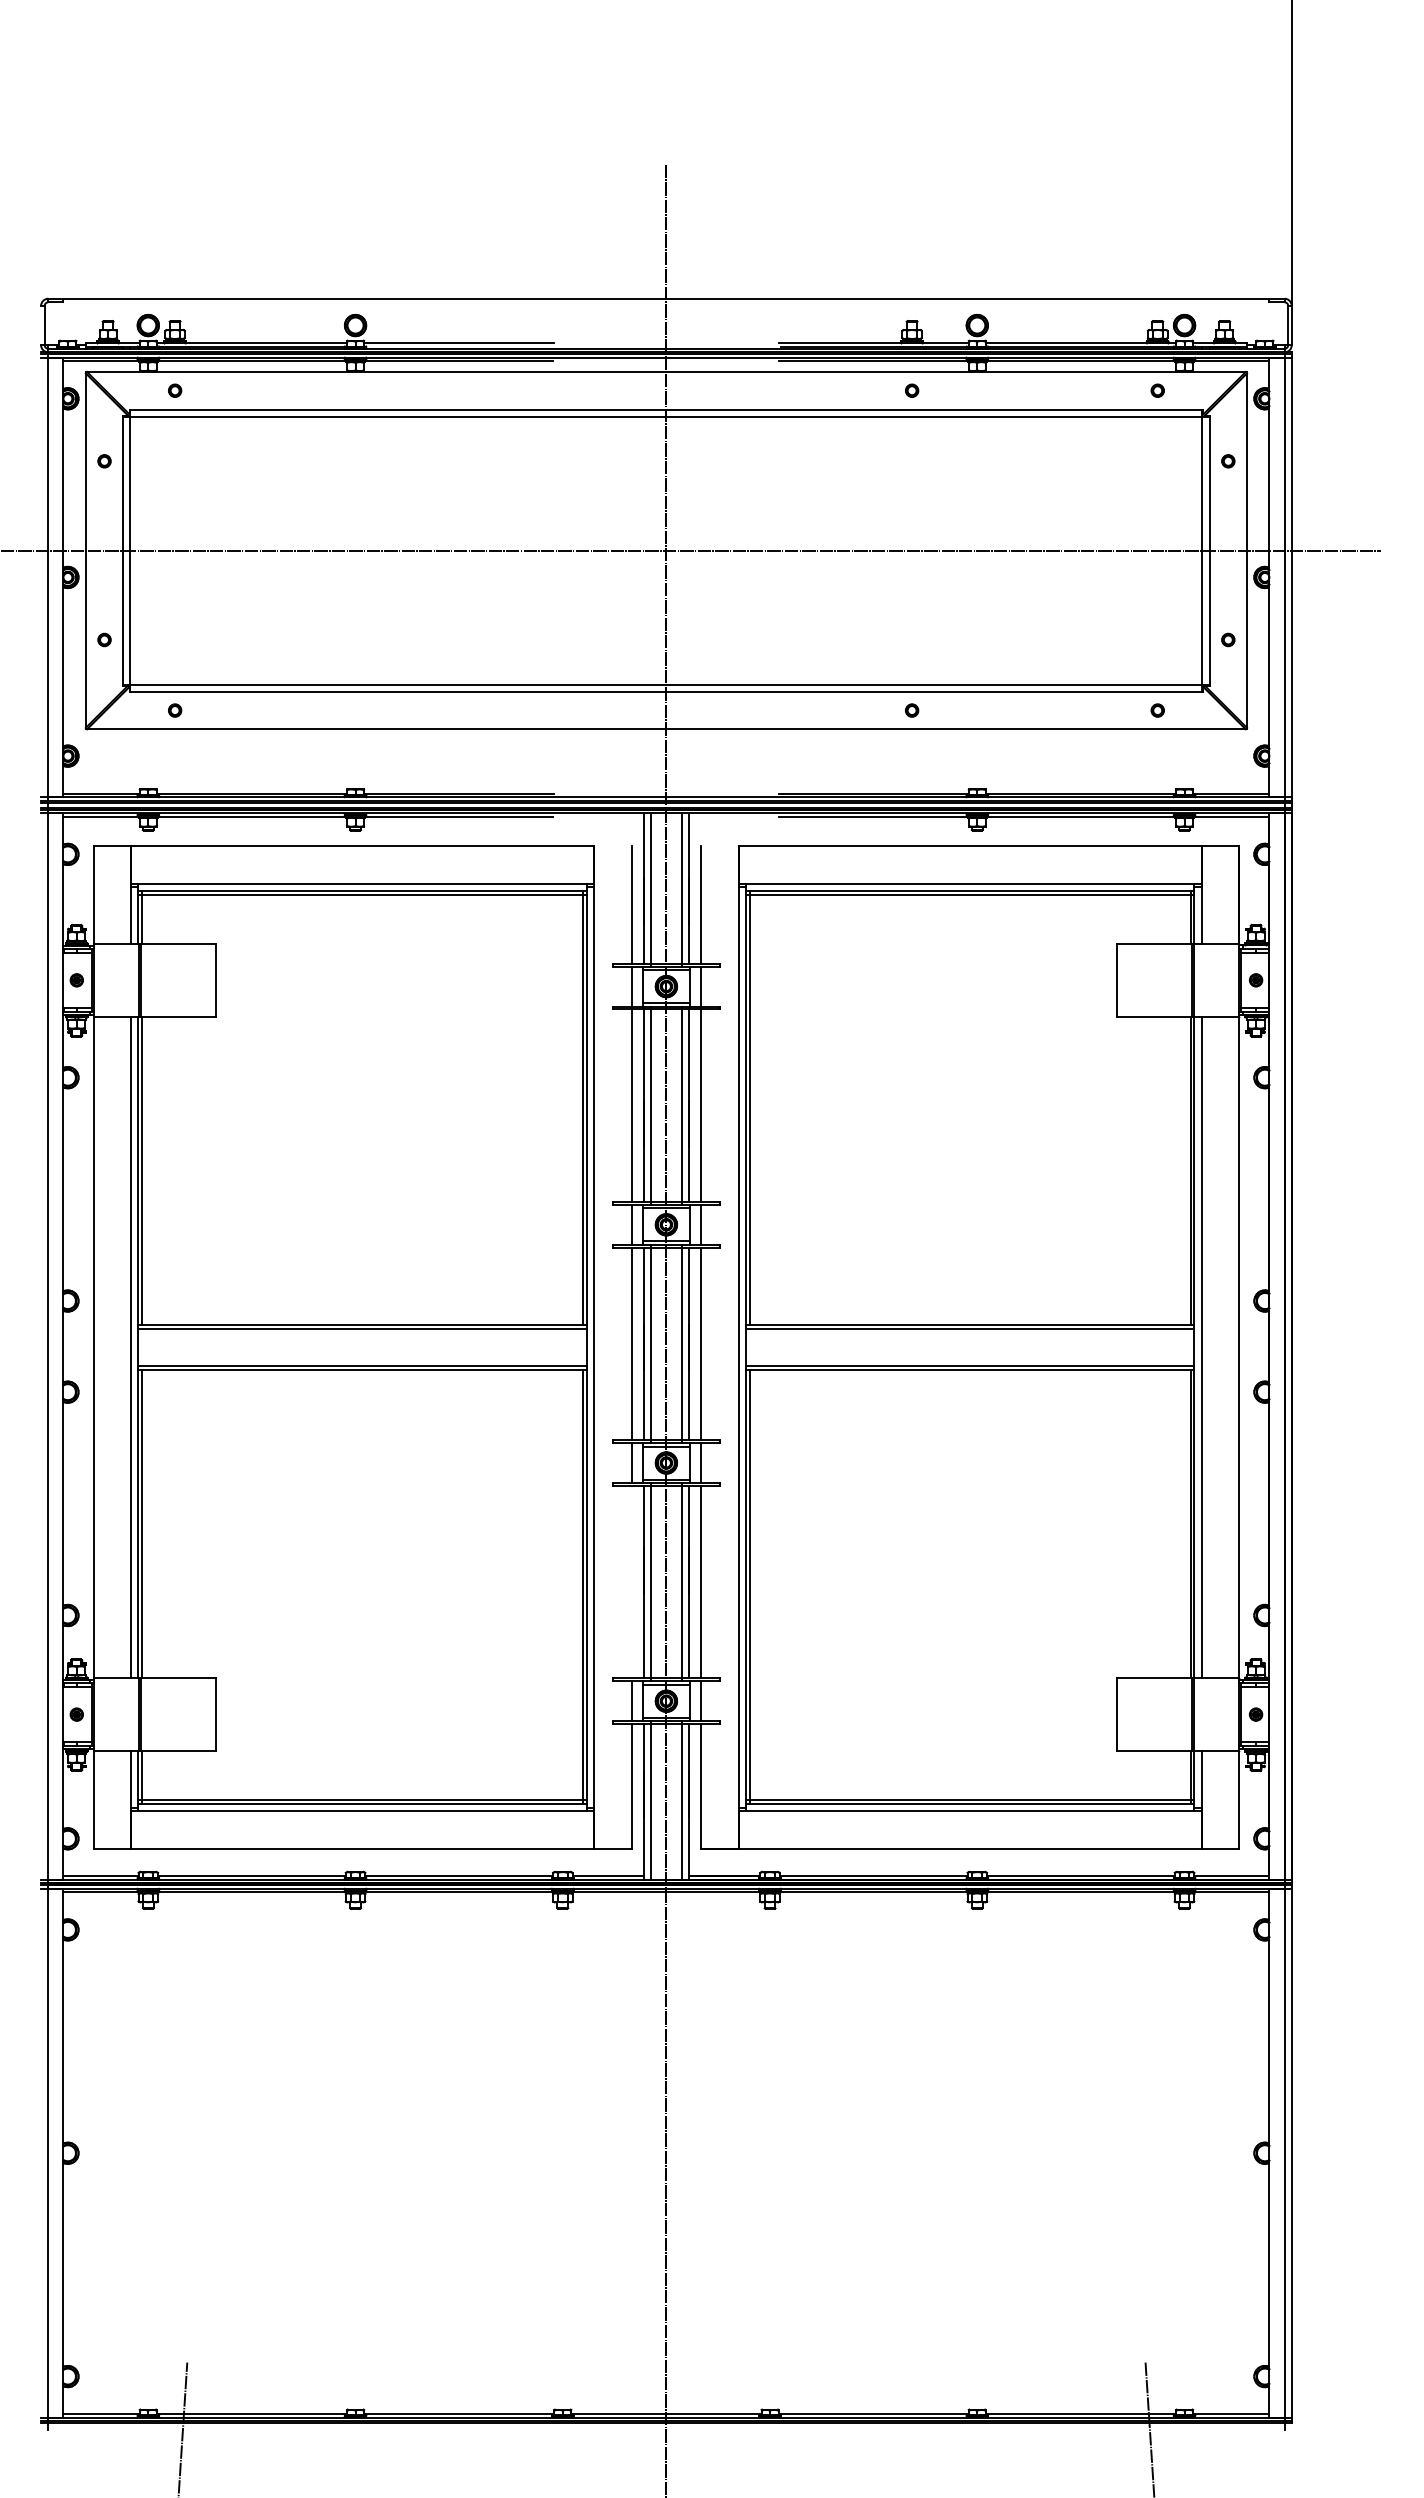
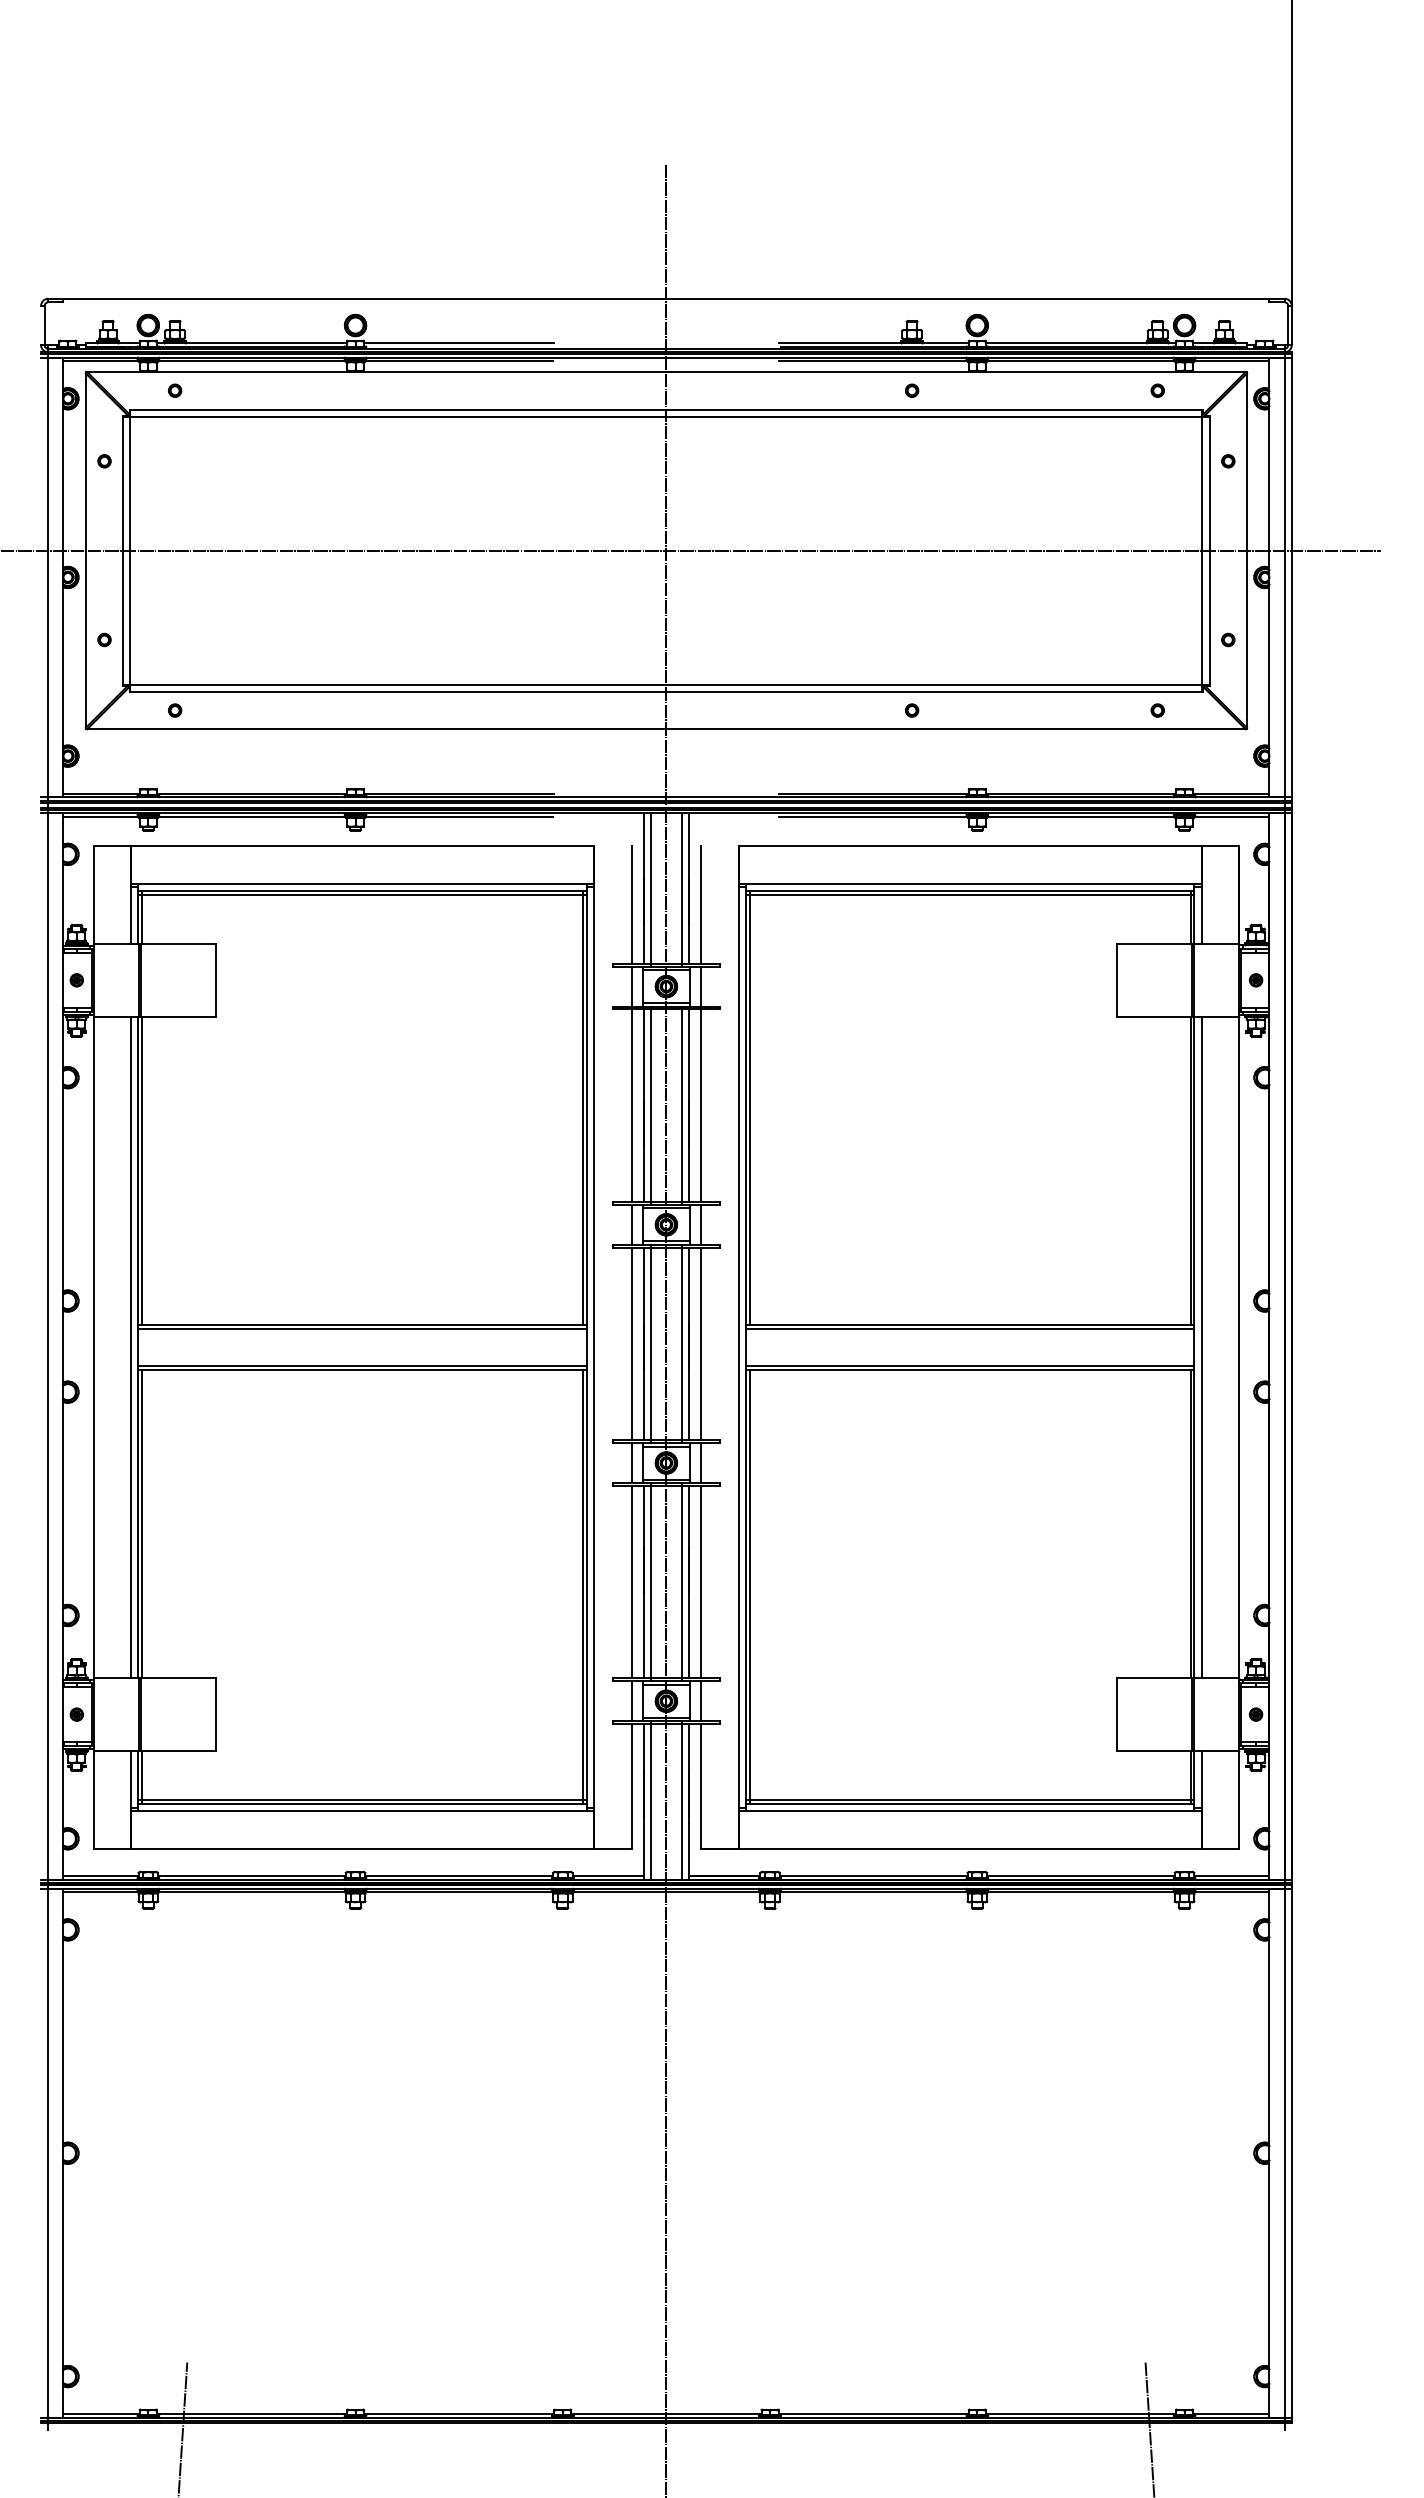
line: none -> present (631, 1581)
